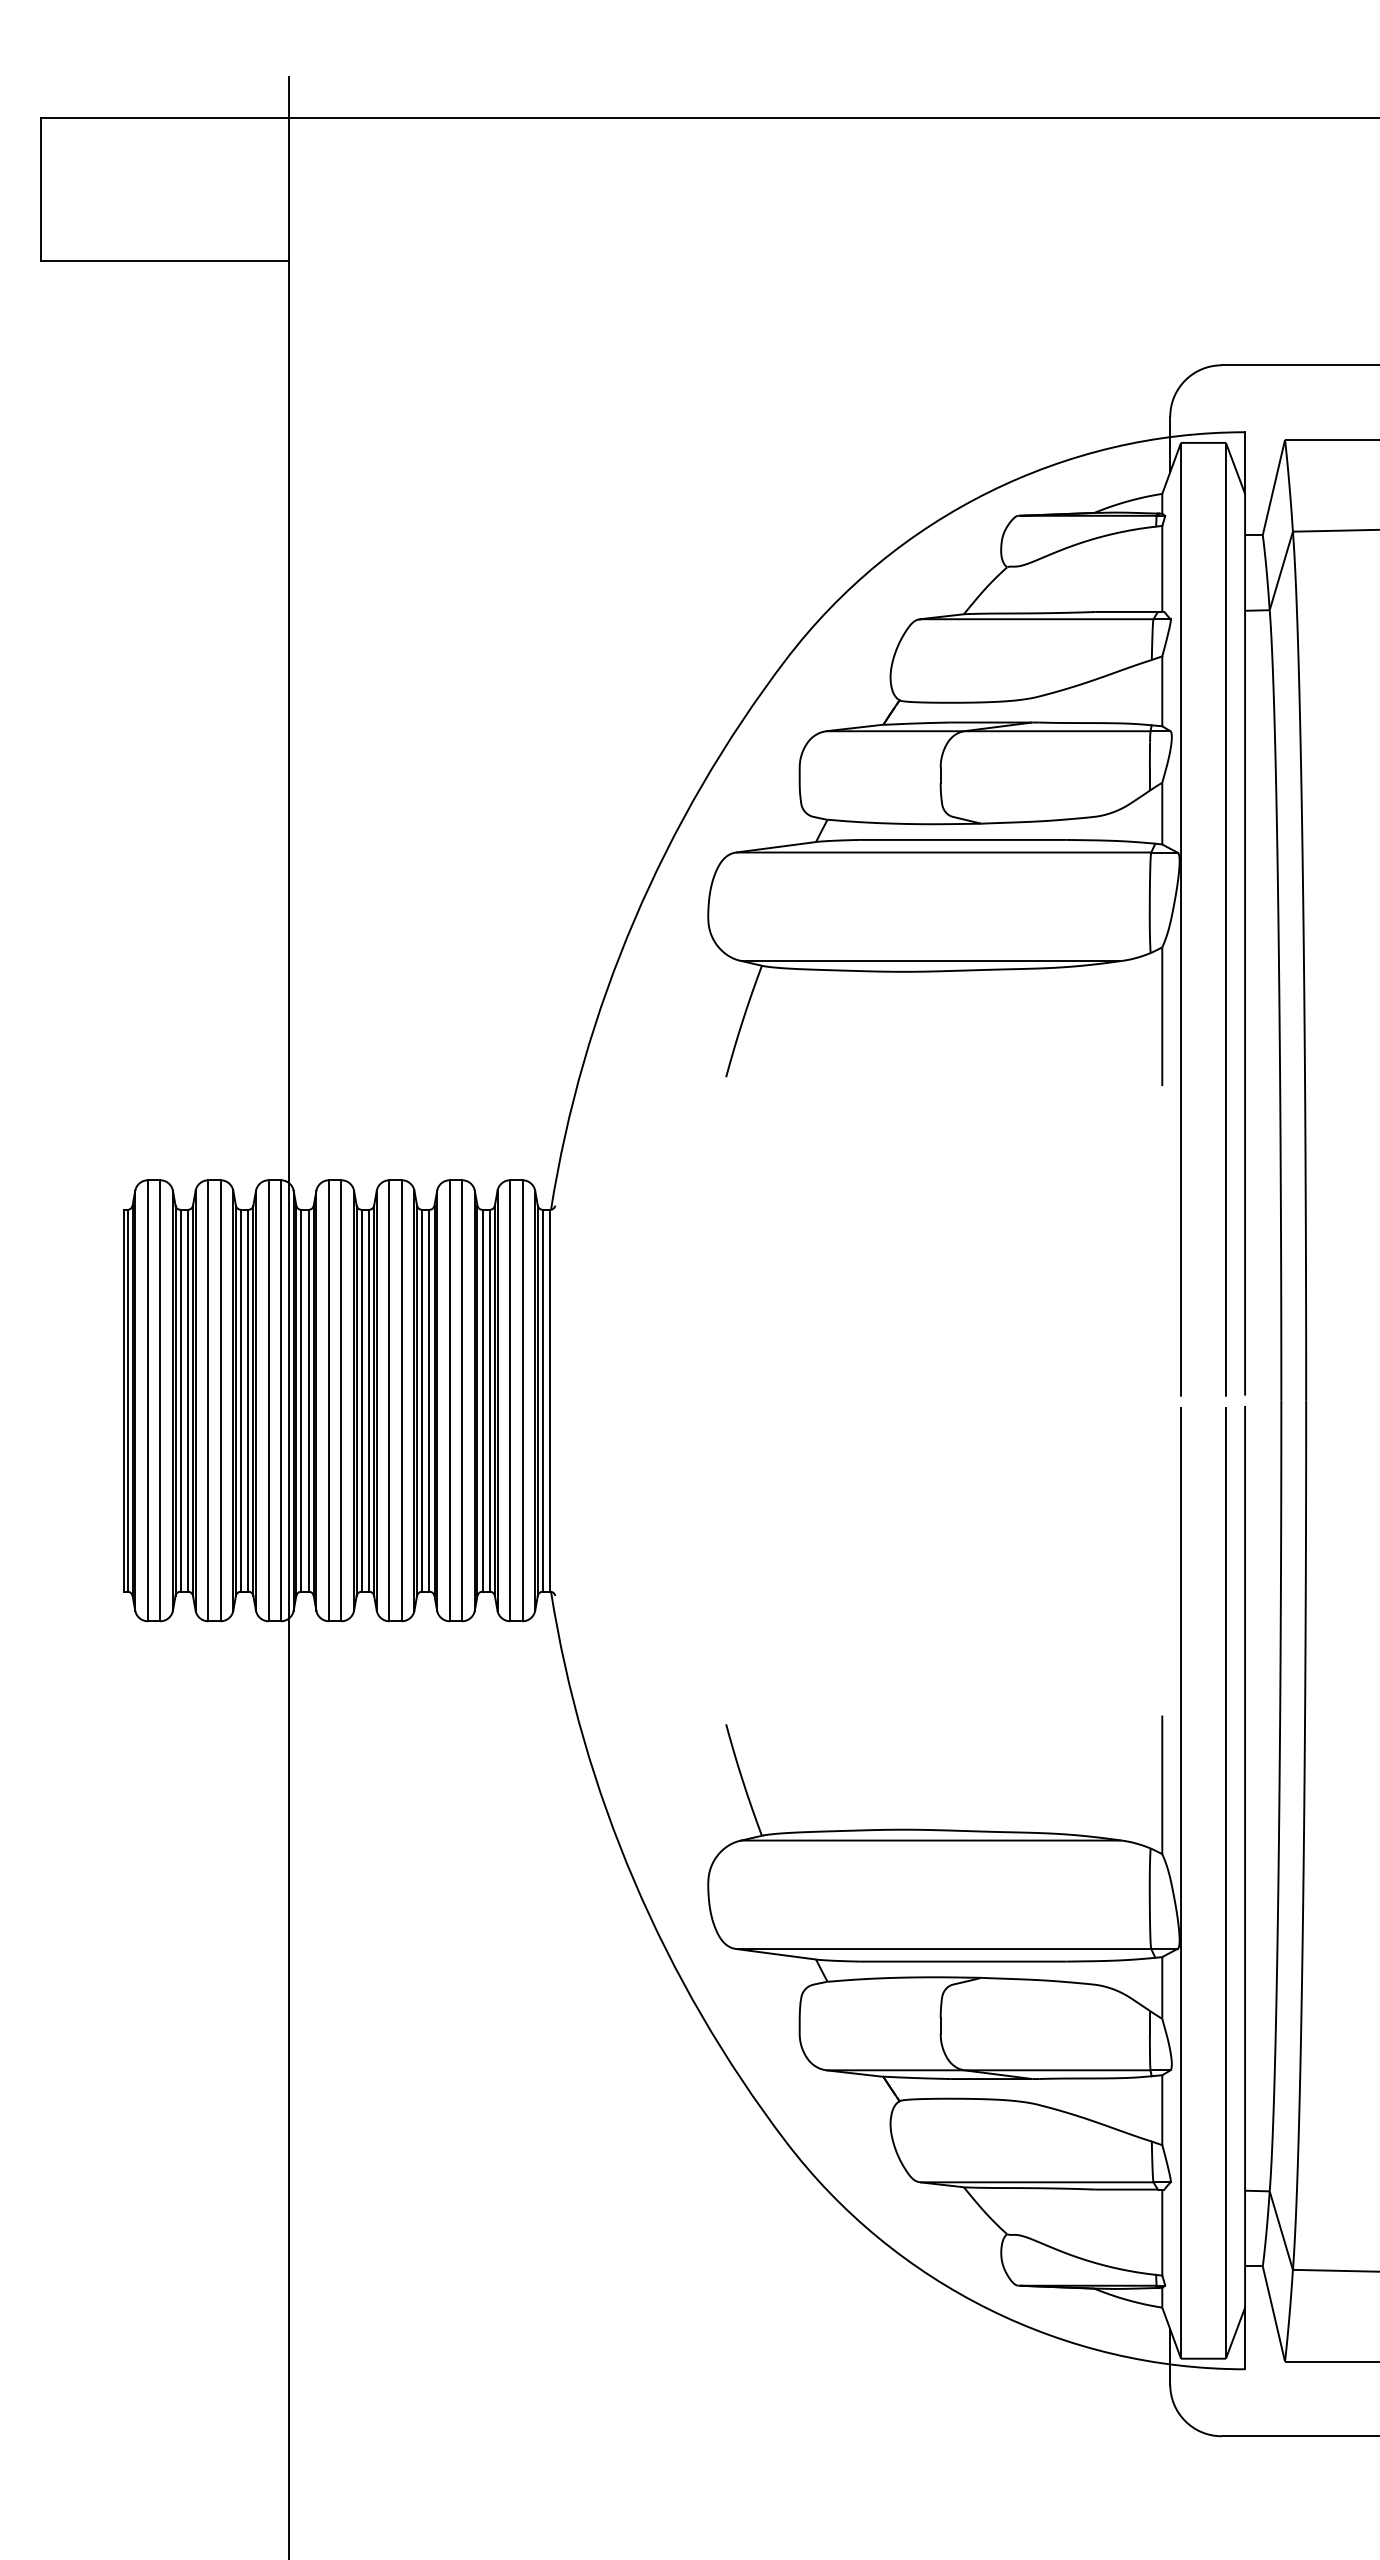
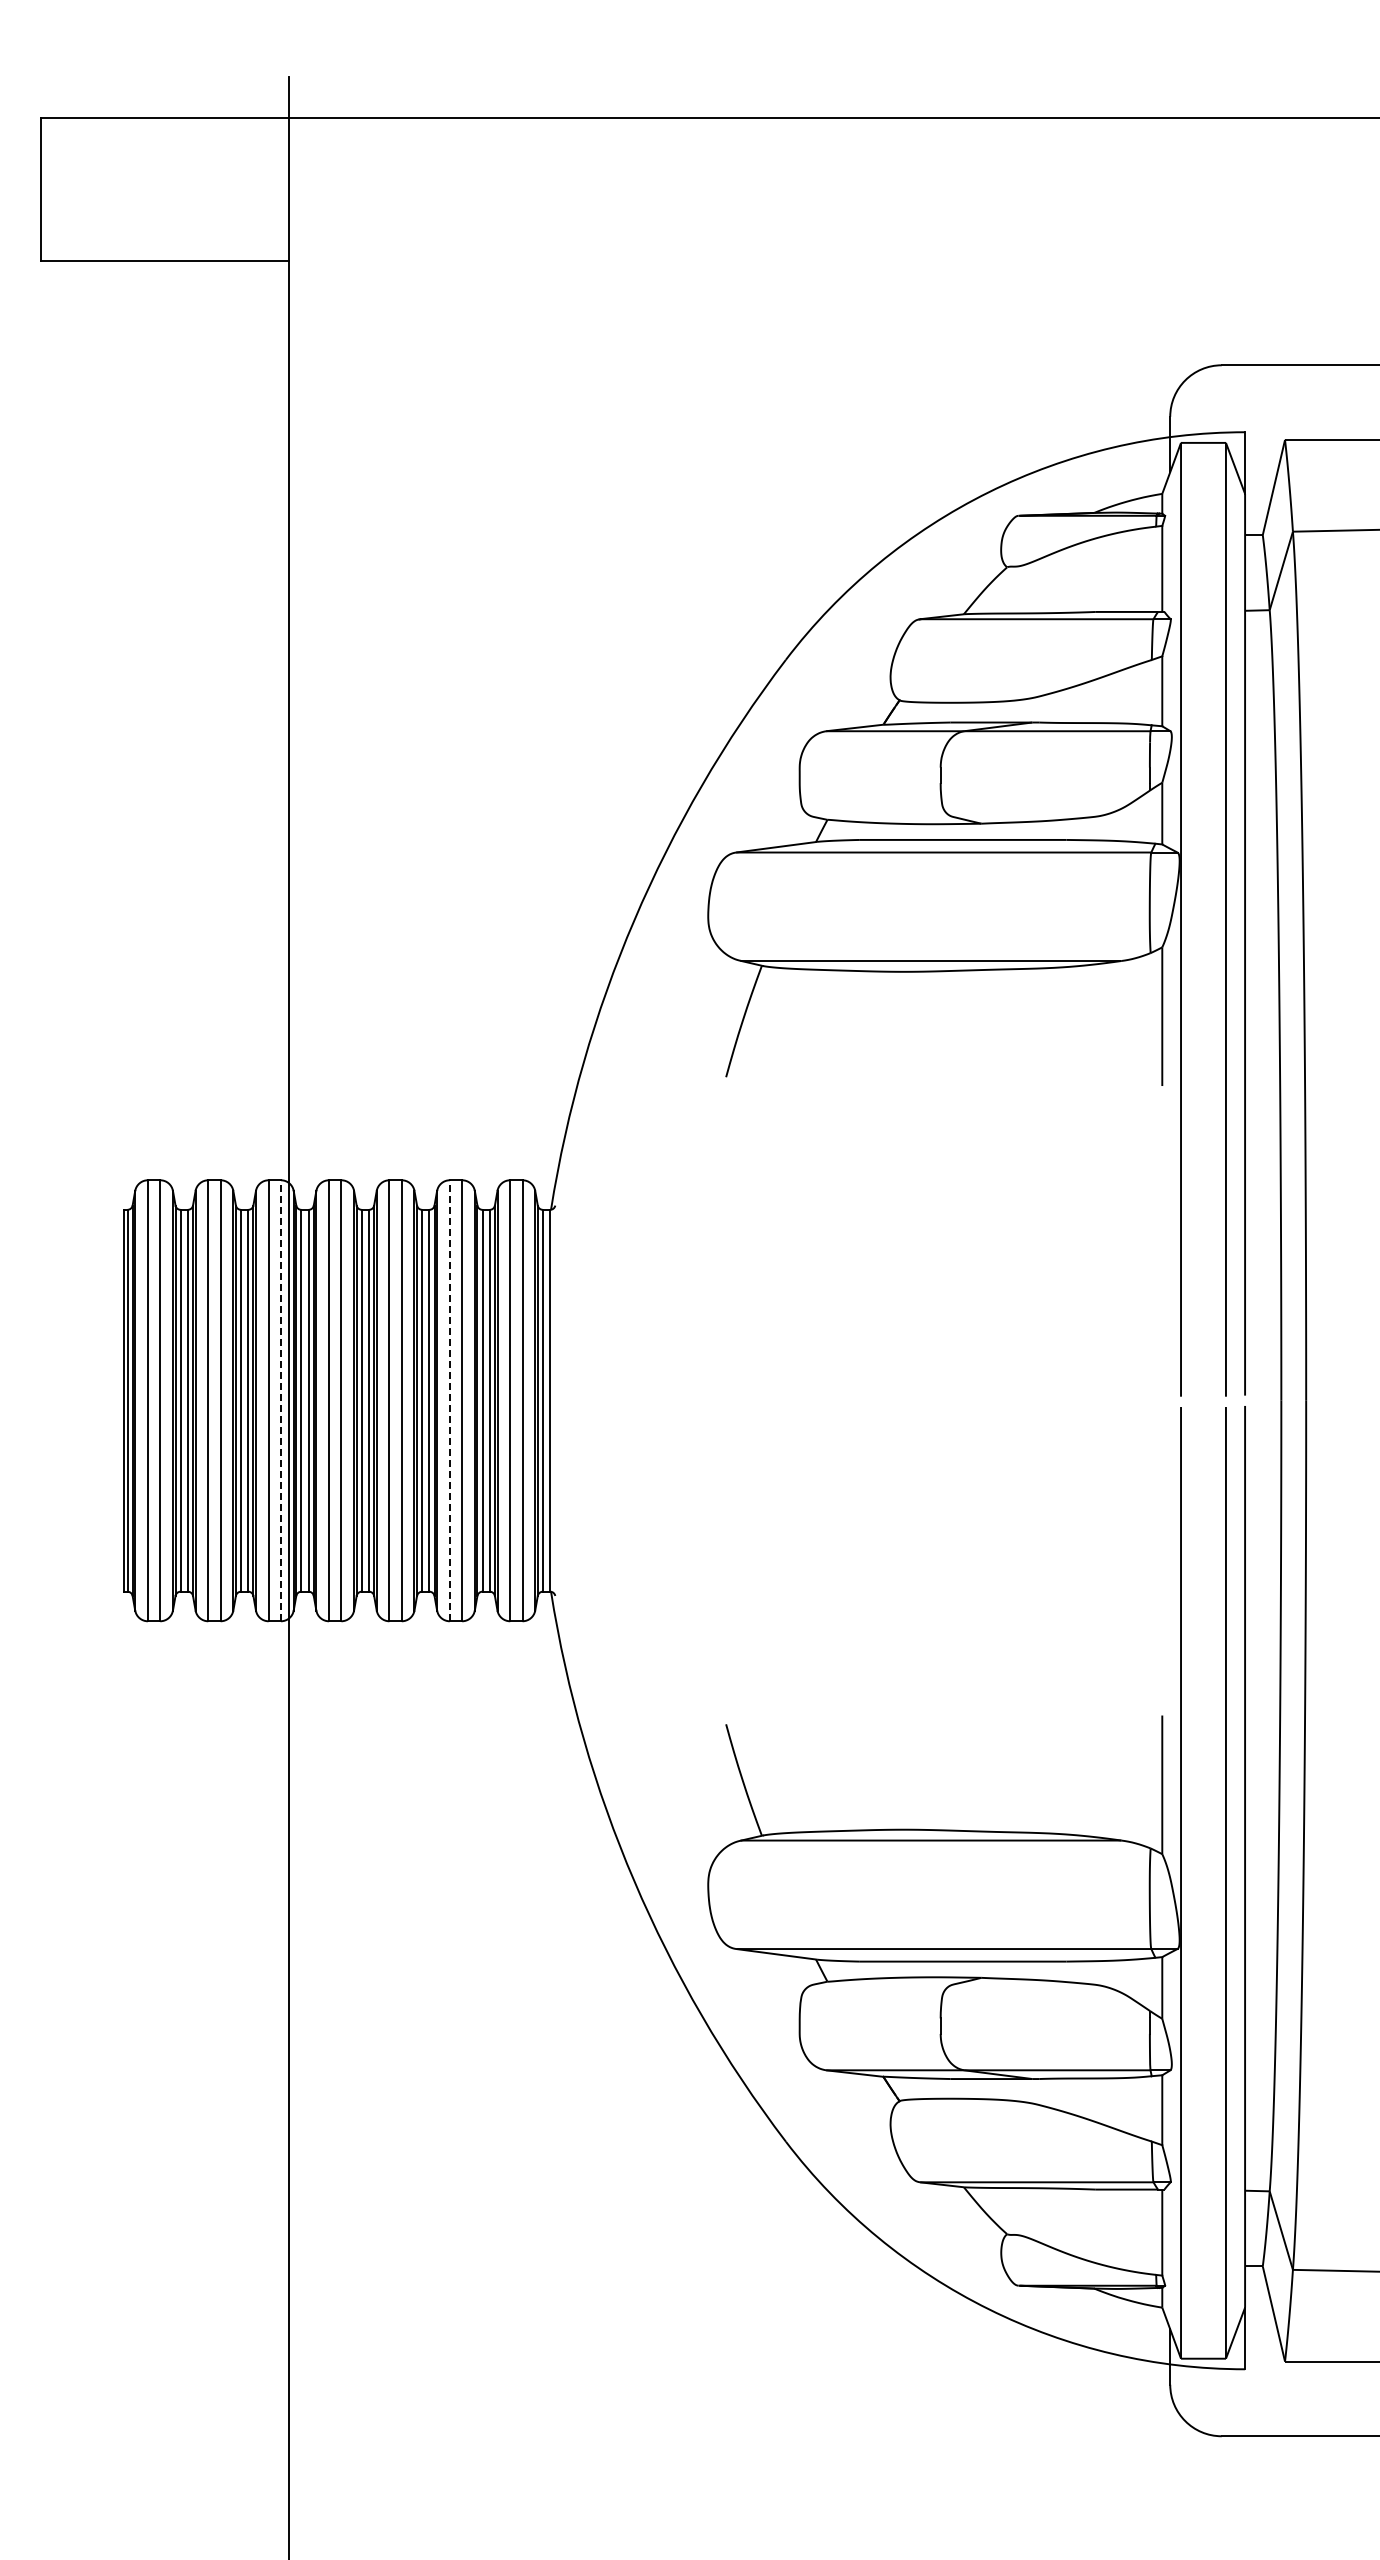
line: solid -> dashed (281, 1400)
line: solid -> dashed (449, 1400)
